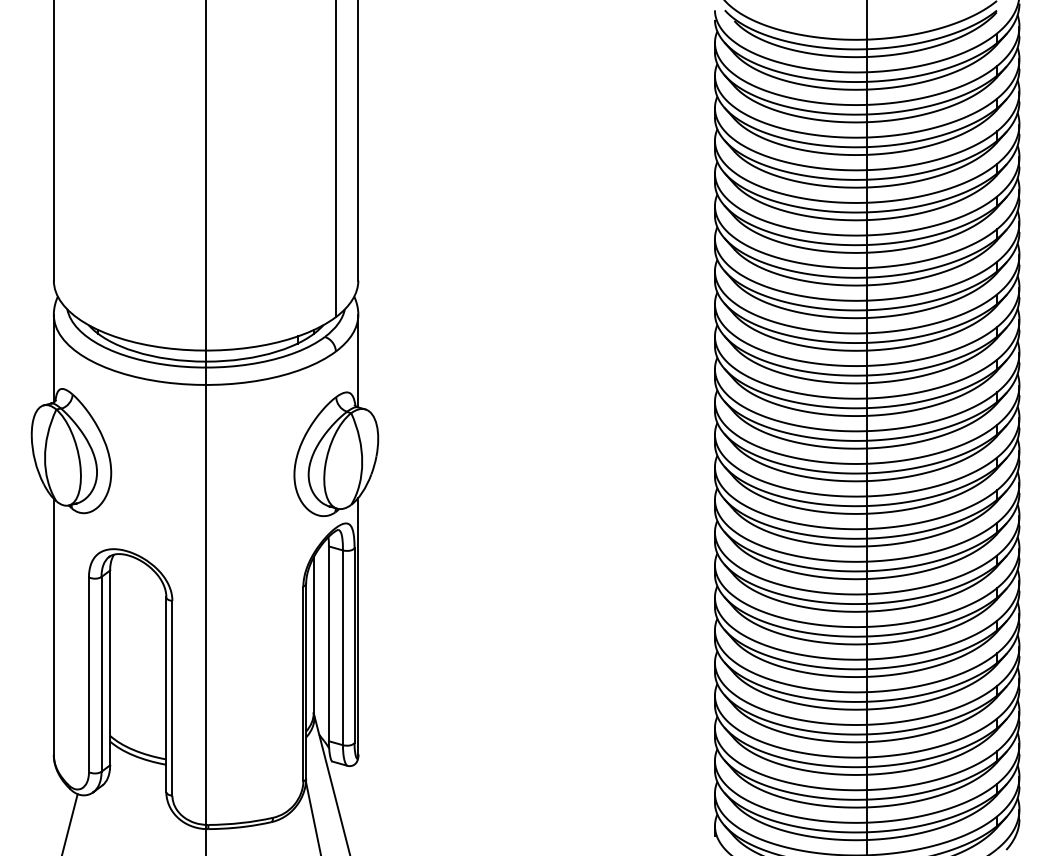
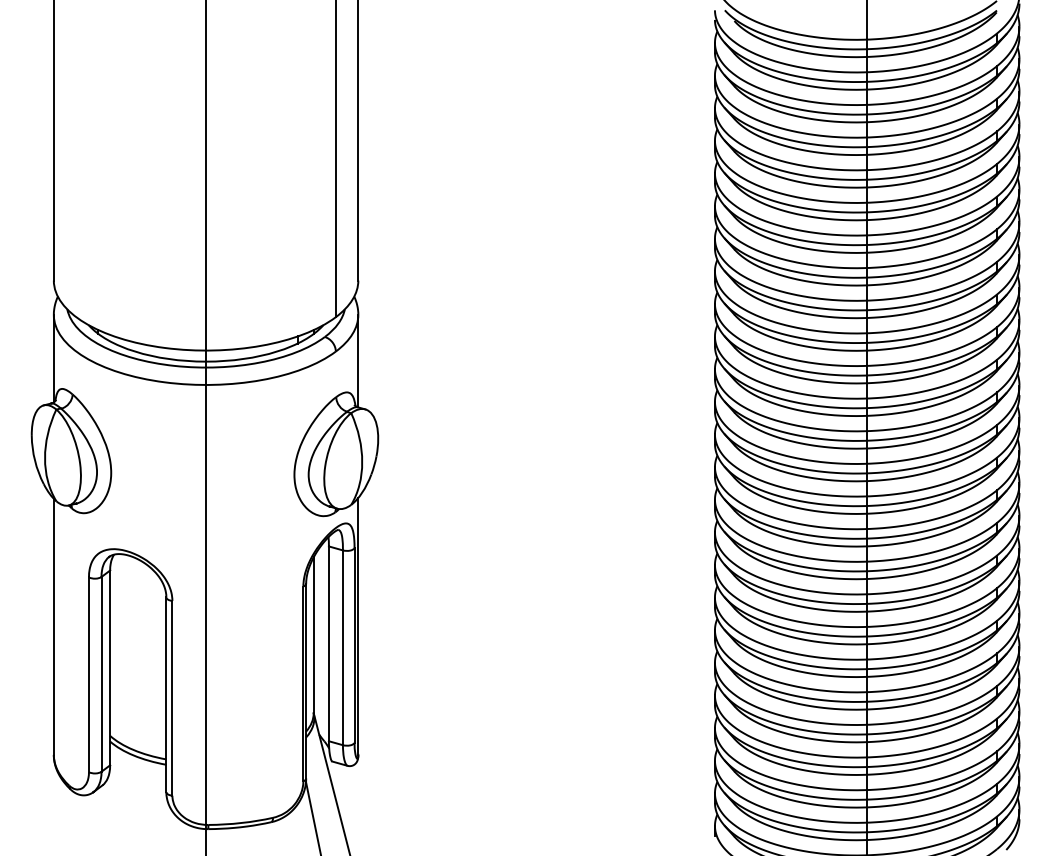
line: present -> none (69, 823)
